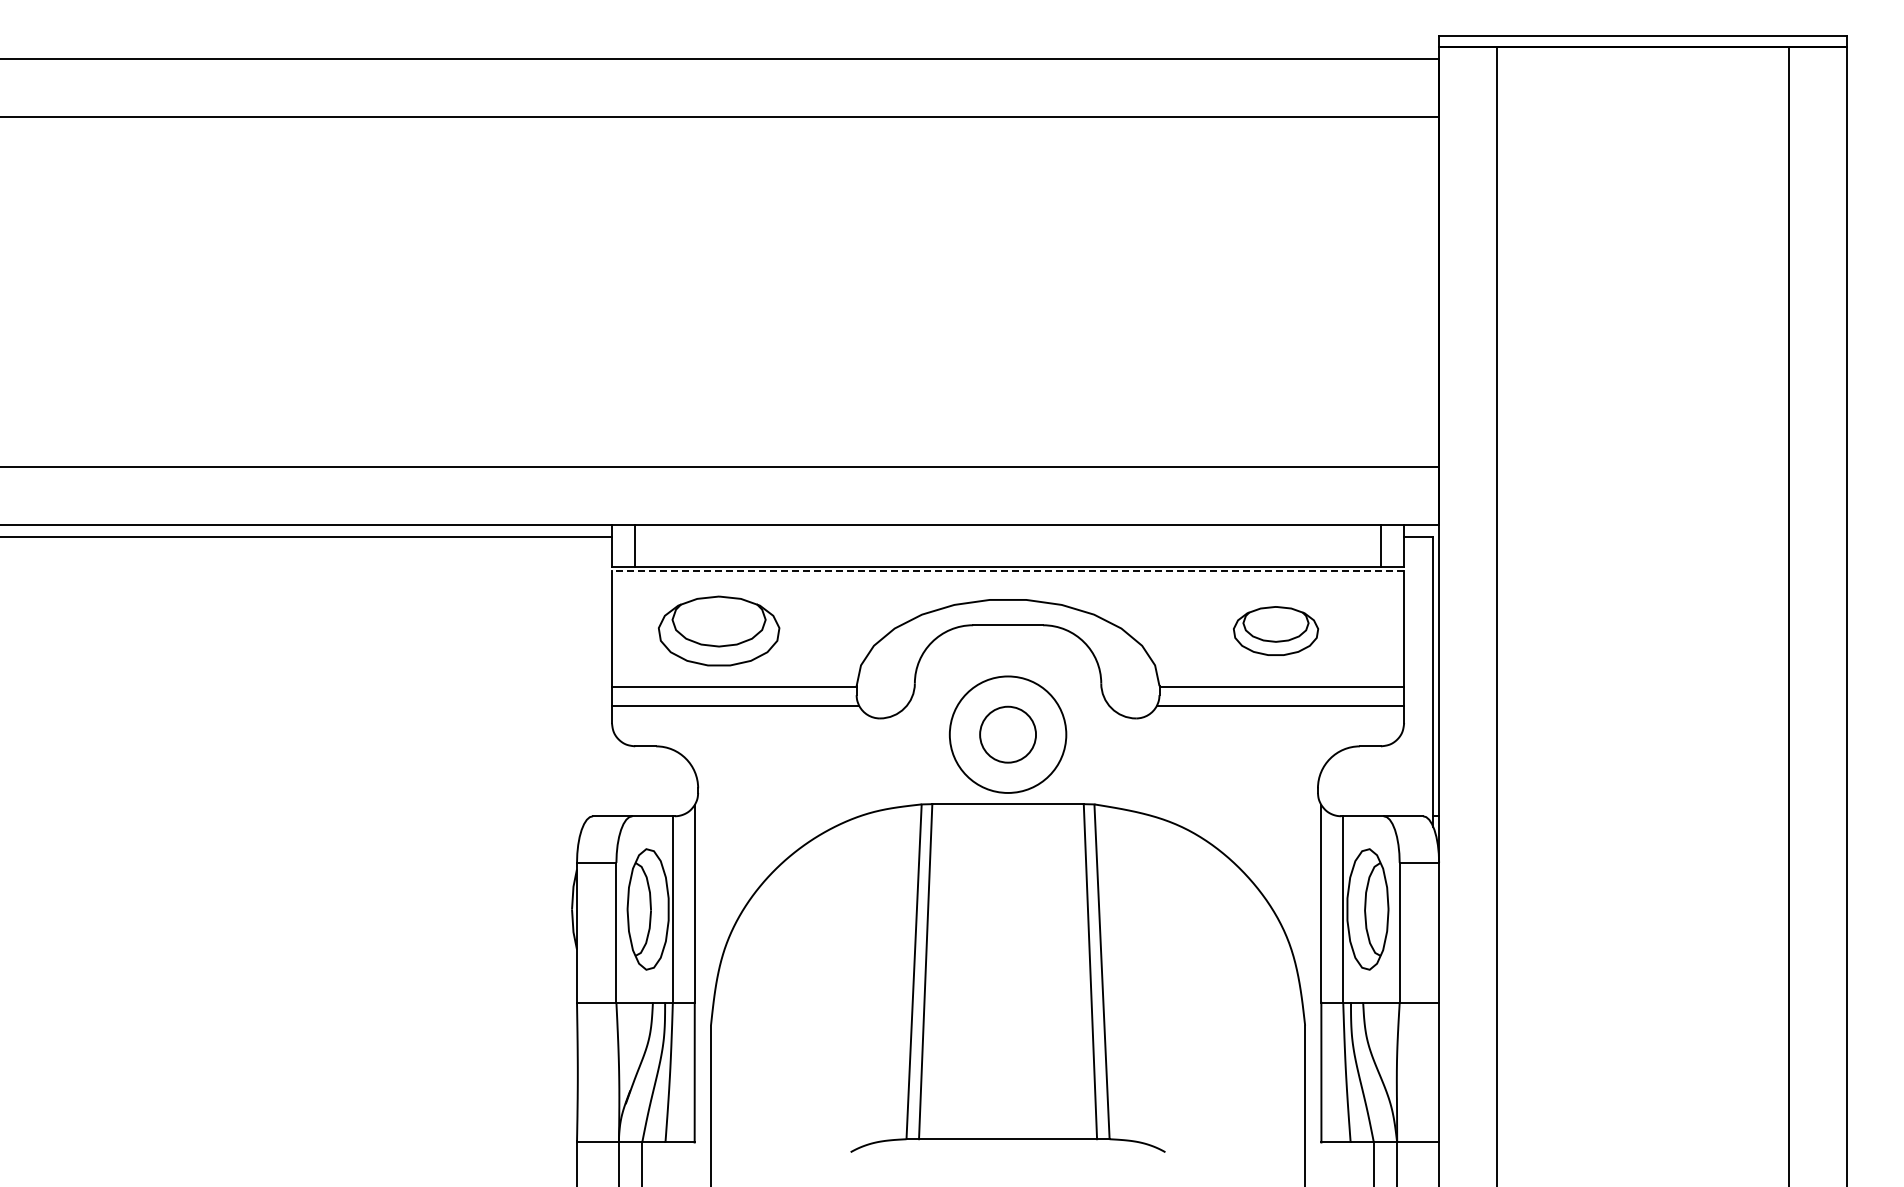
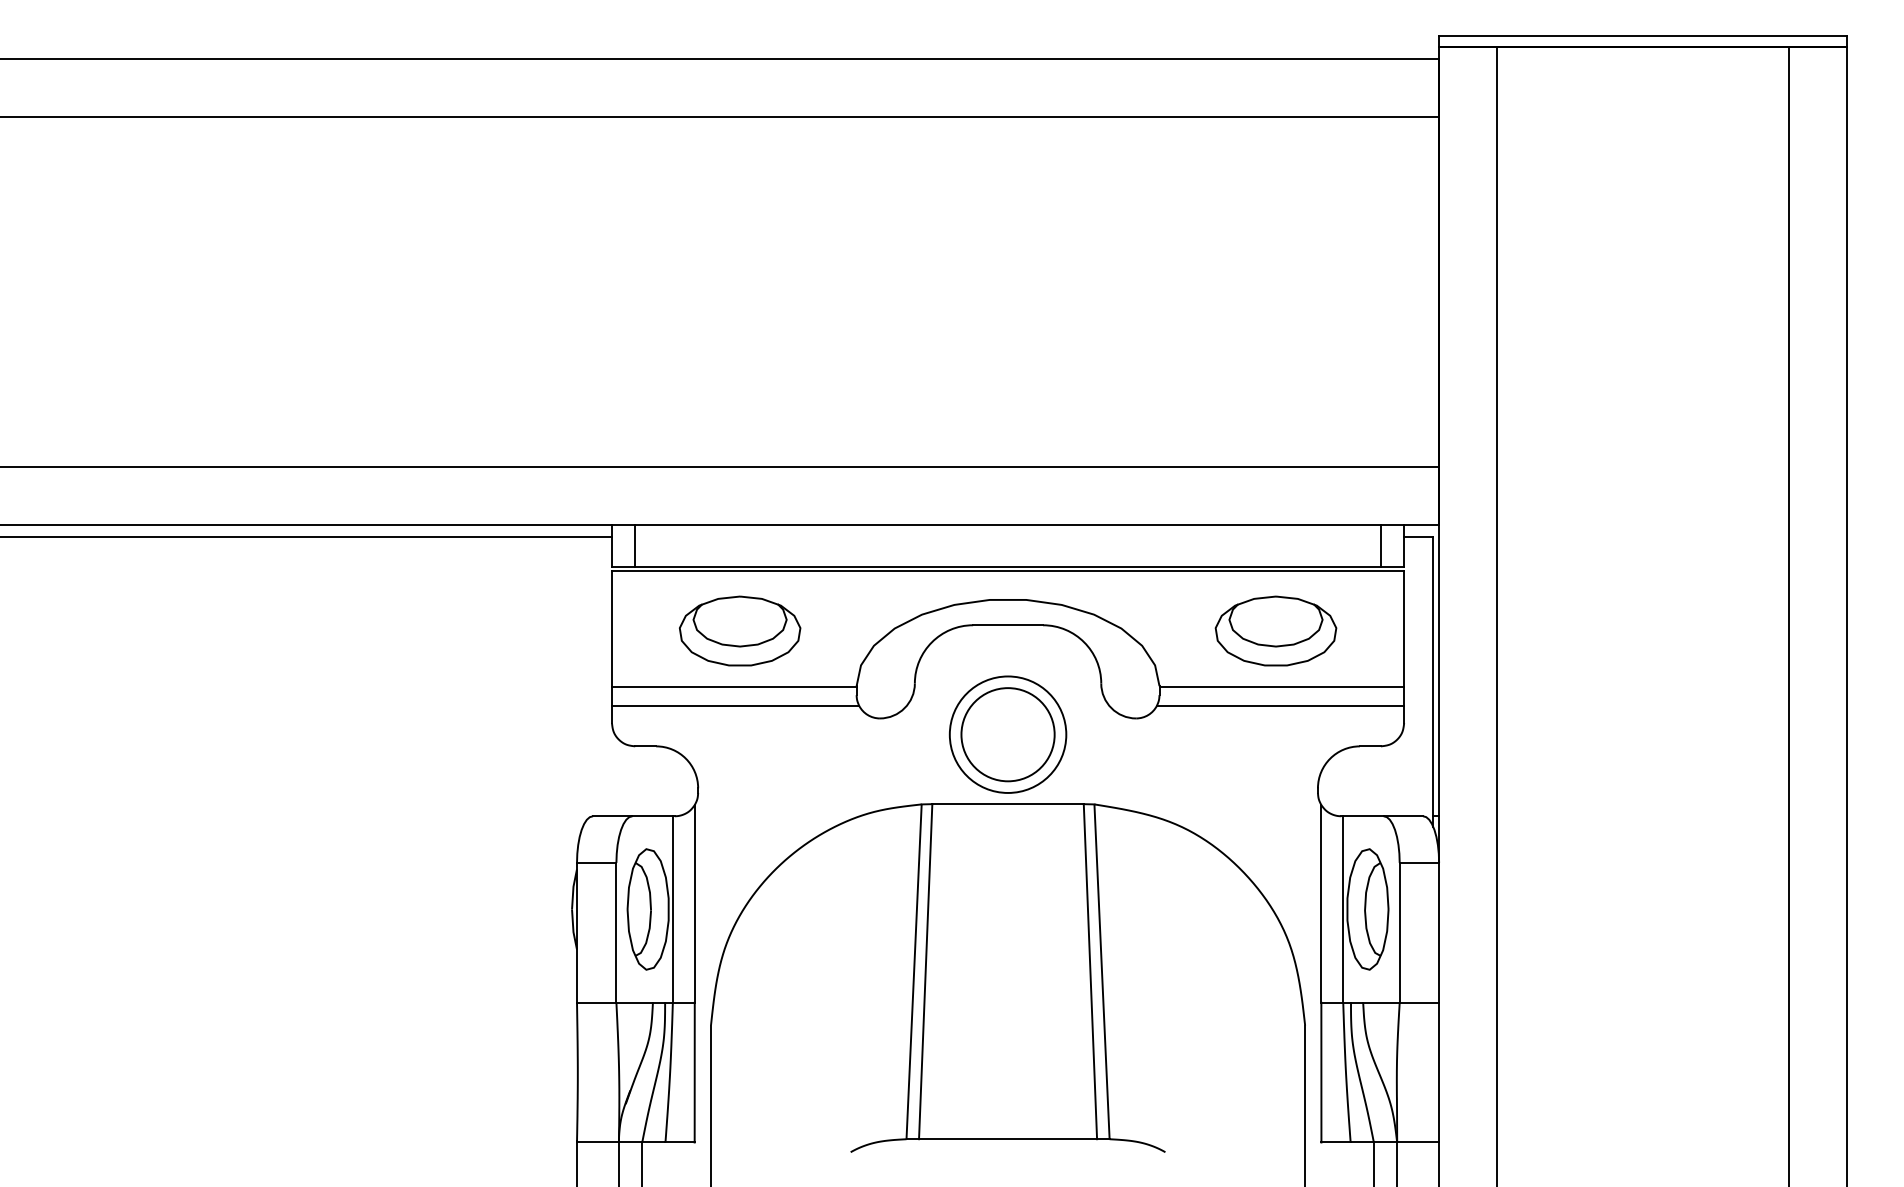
line: dashed -> solid (1007, 571)
part position: (719, 630) -> (740, 630) (740, 630)
part size: 87x50 px -> 124x72 px (1275, 630)
circle diameter: 56 px -> 93 px (1007, 734)
